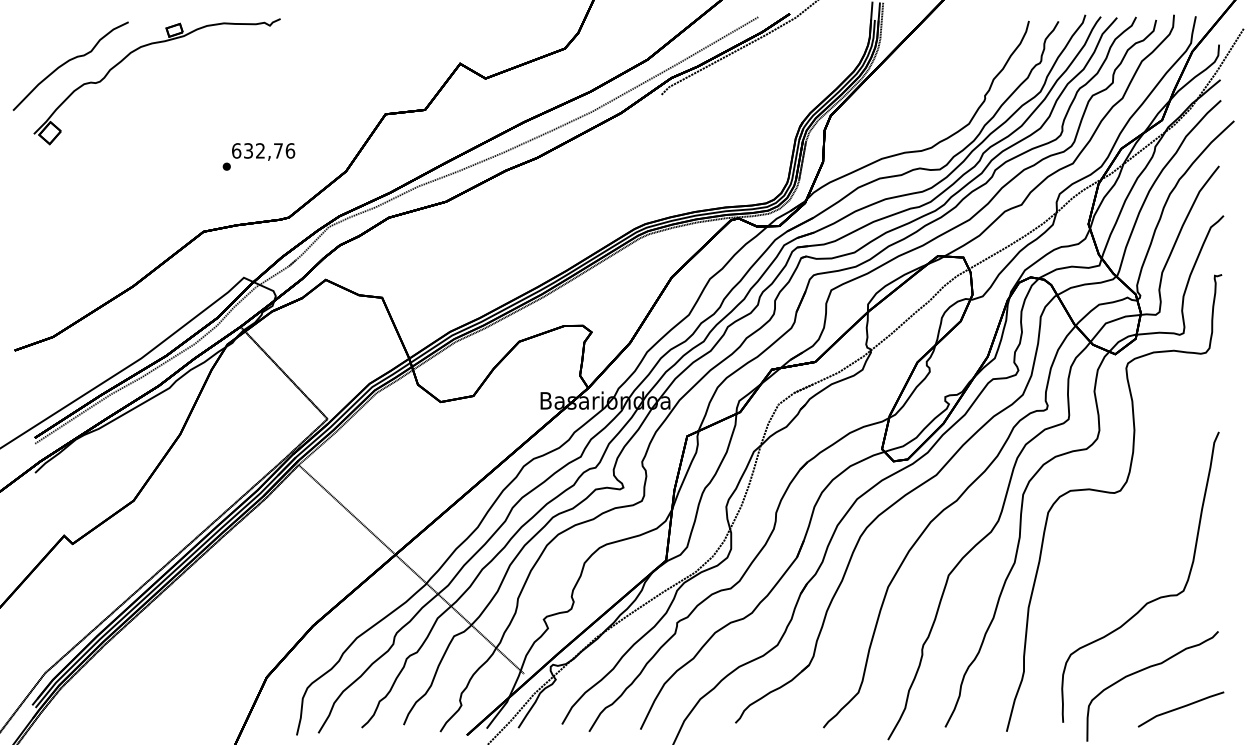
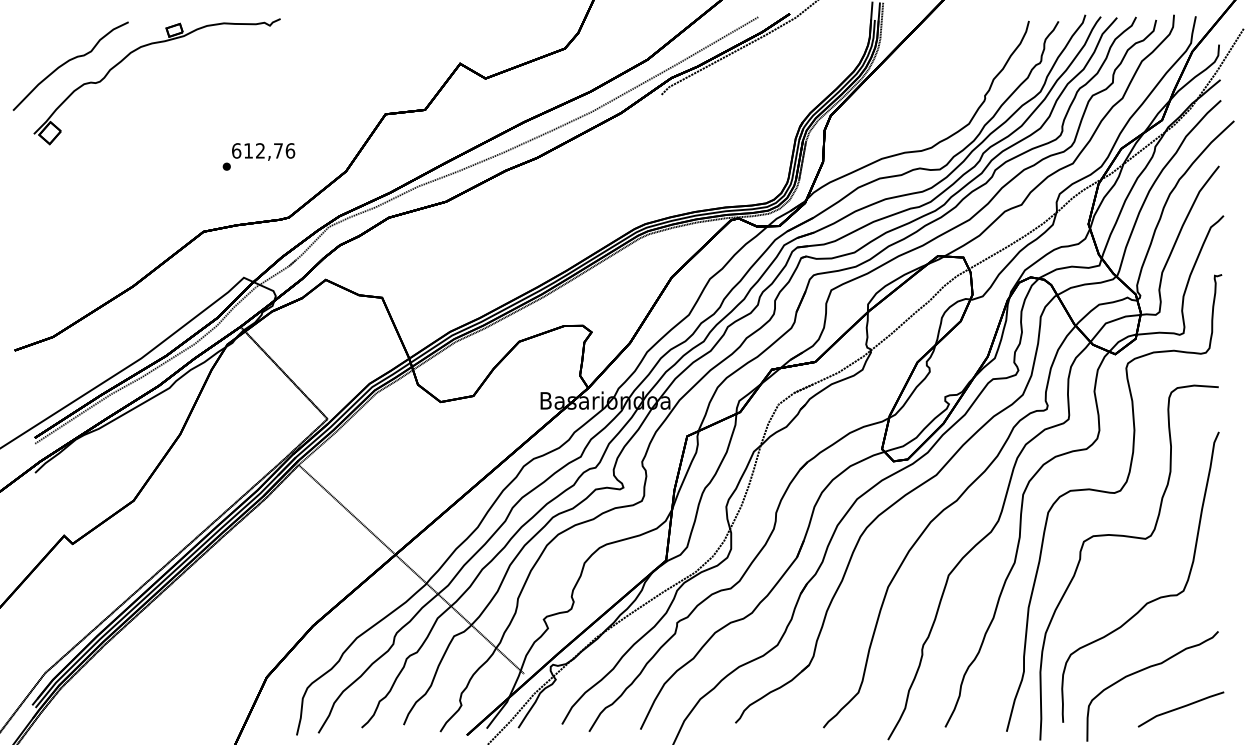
text: 632,76 -> 612,76 (248, 150)
part: none -> present (1132, 538)
